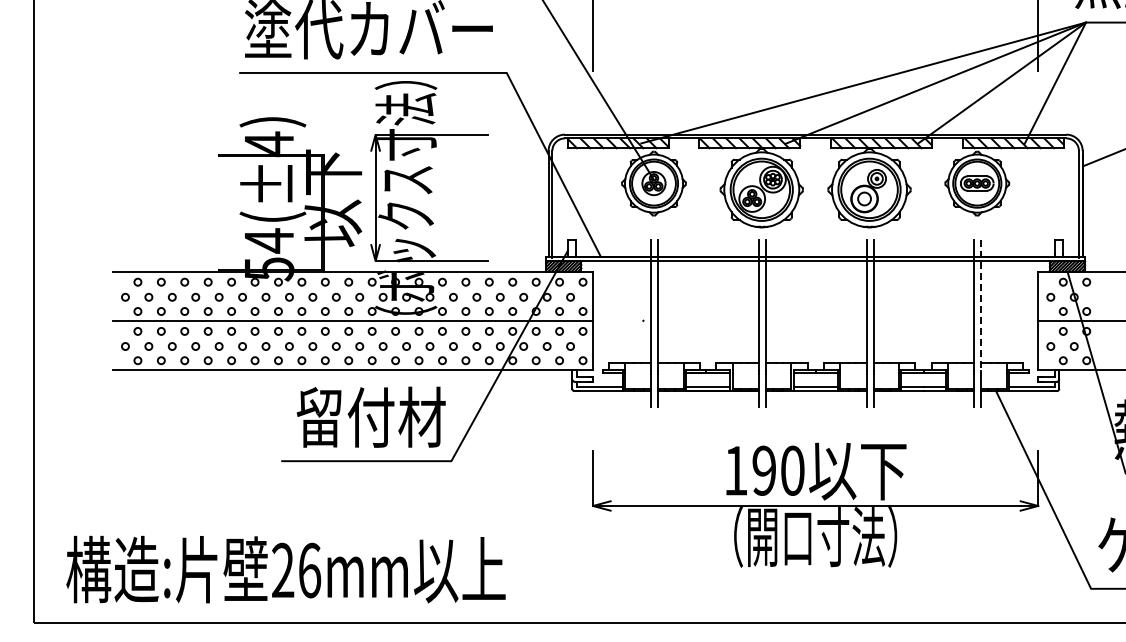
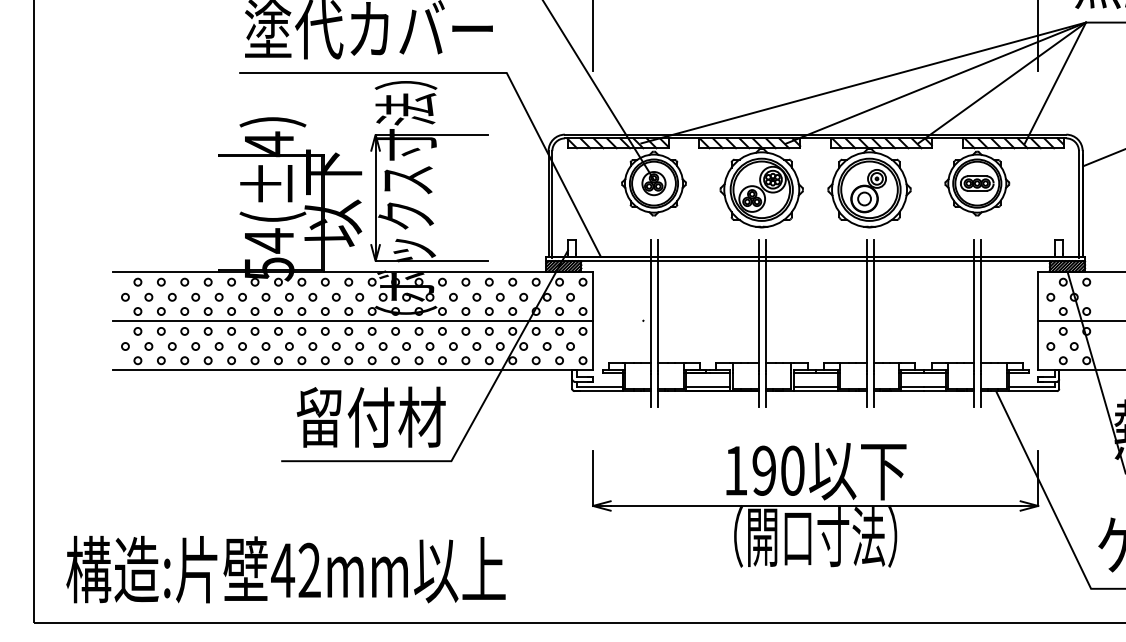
line: dashed -> solid (980, 305)
text: 26mm -> 42mm (296, 570)
